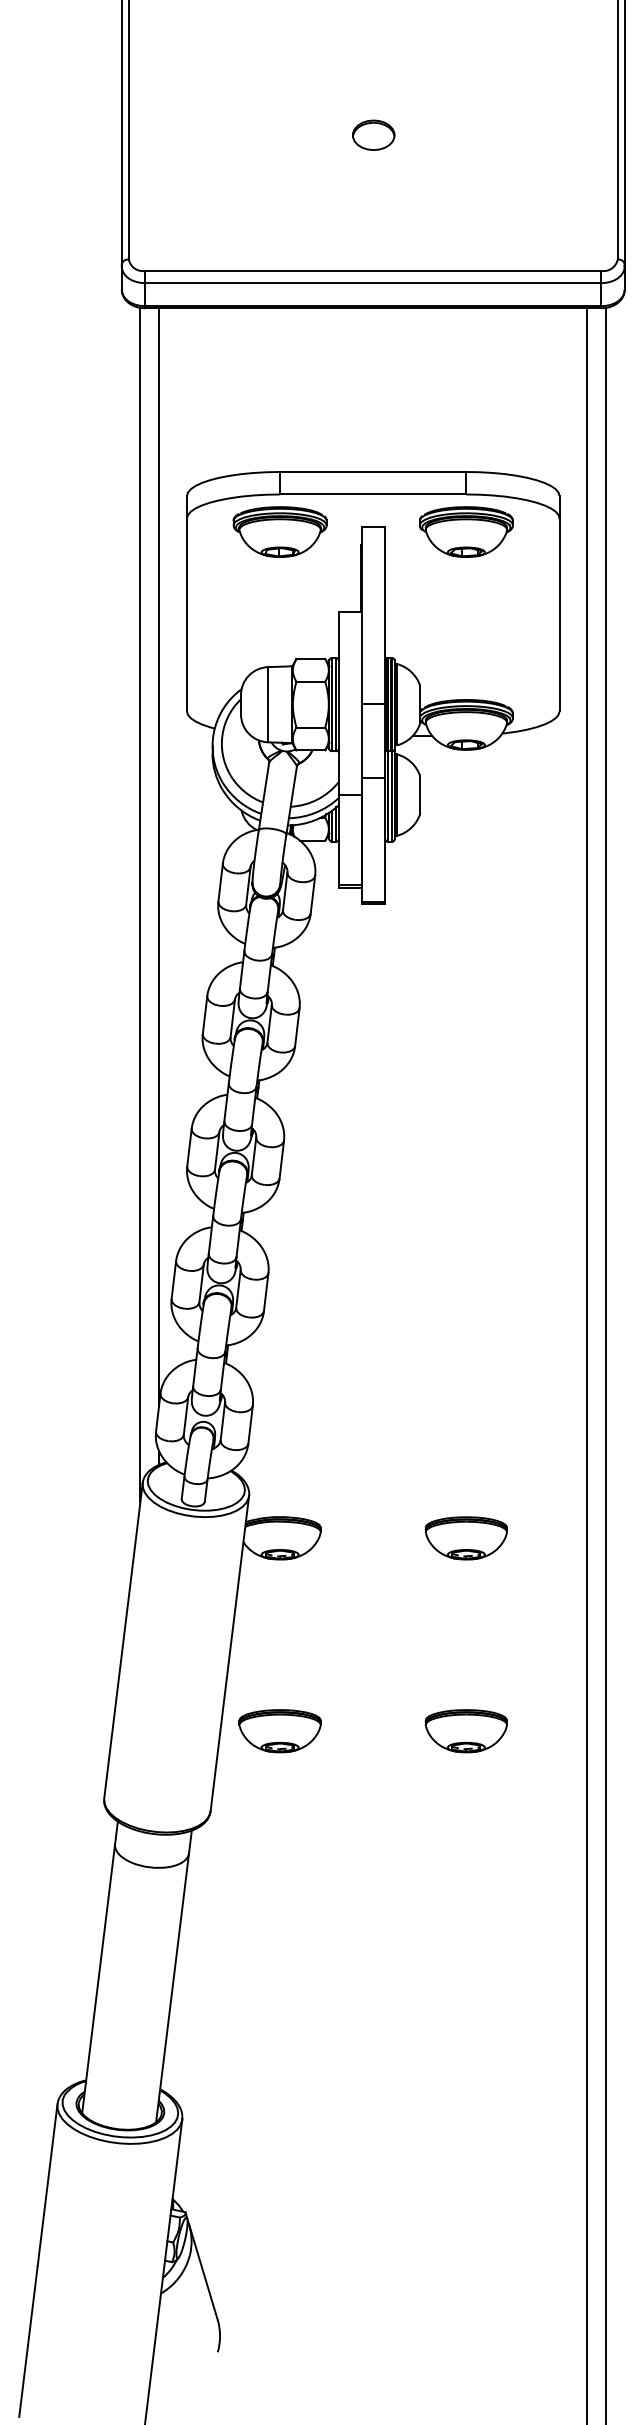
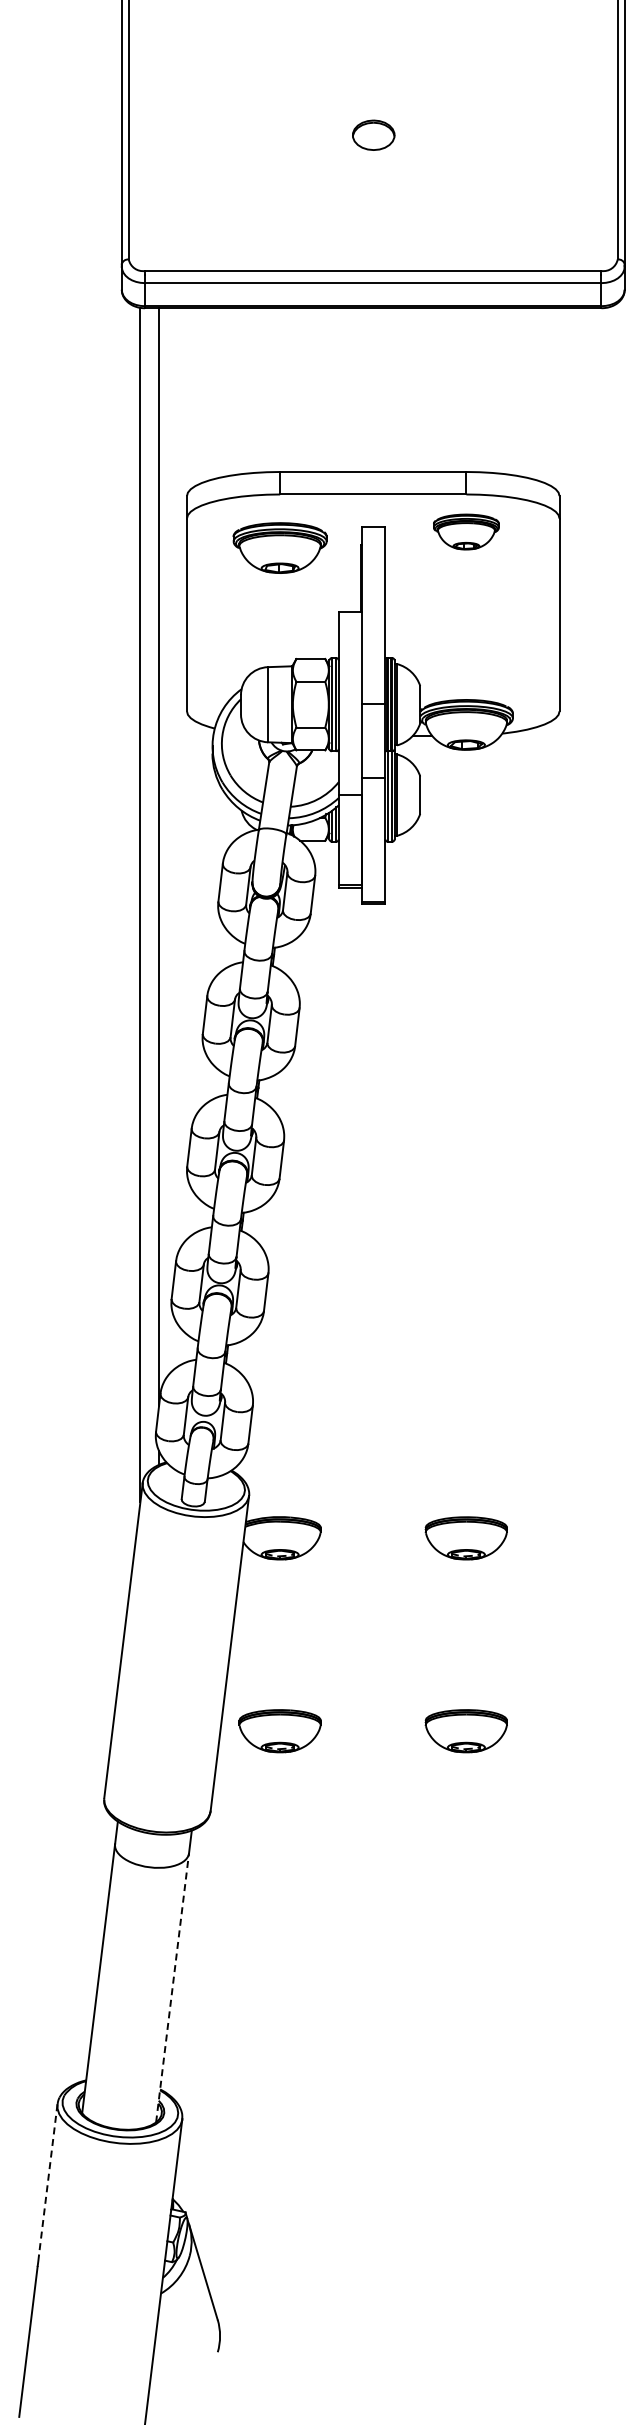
part position: (279, 531) -> (279, 547) (279, 547)
part size: 95x52 px -> 67x38 px (466, 531)
line: present -> none (587, 1364)
line: present -> none (606, 1364)
line: solid -> dashed (172, 1987)
line: solid -> dashed (48, 2179)
